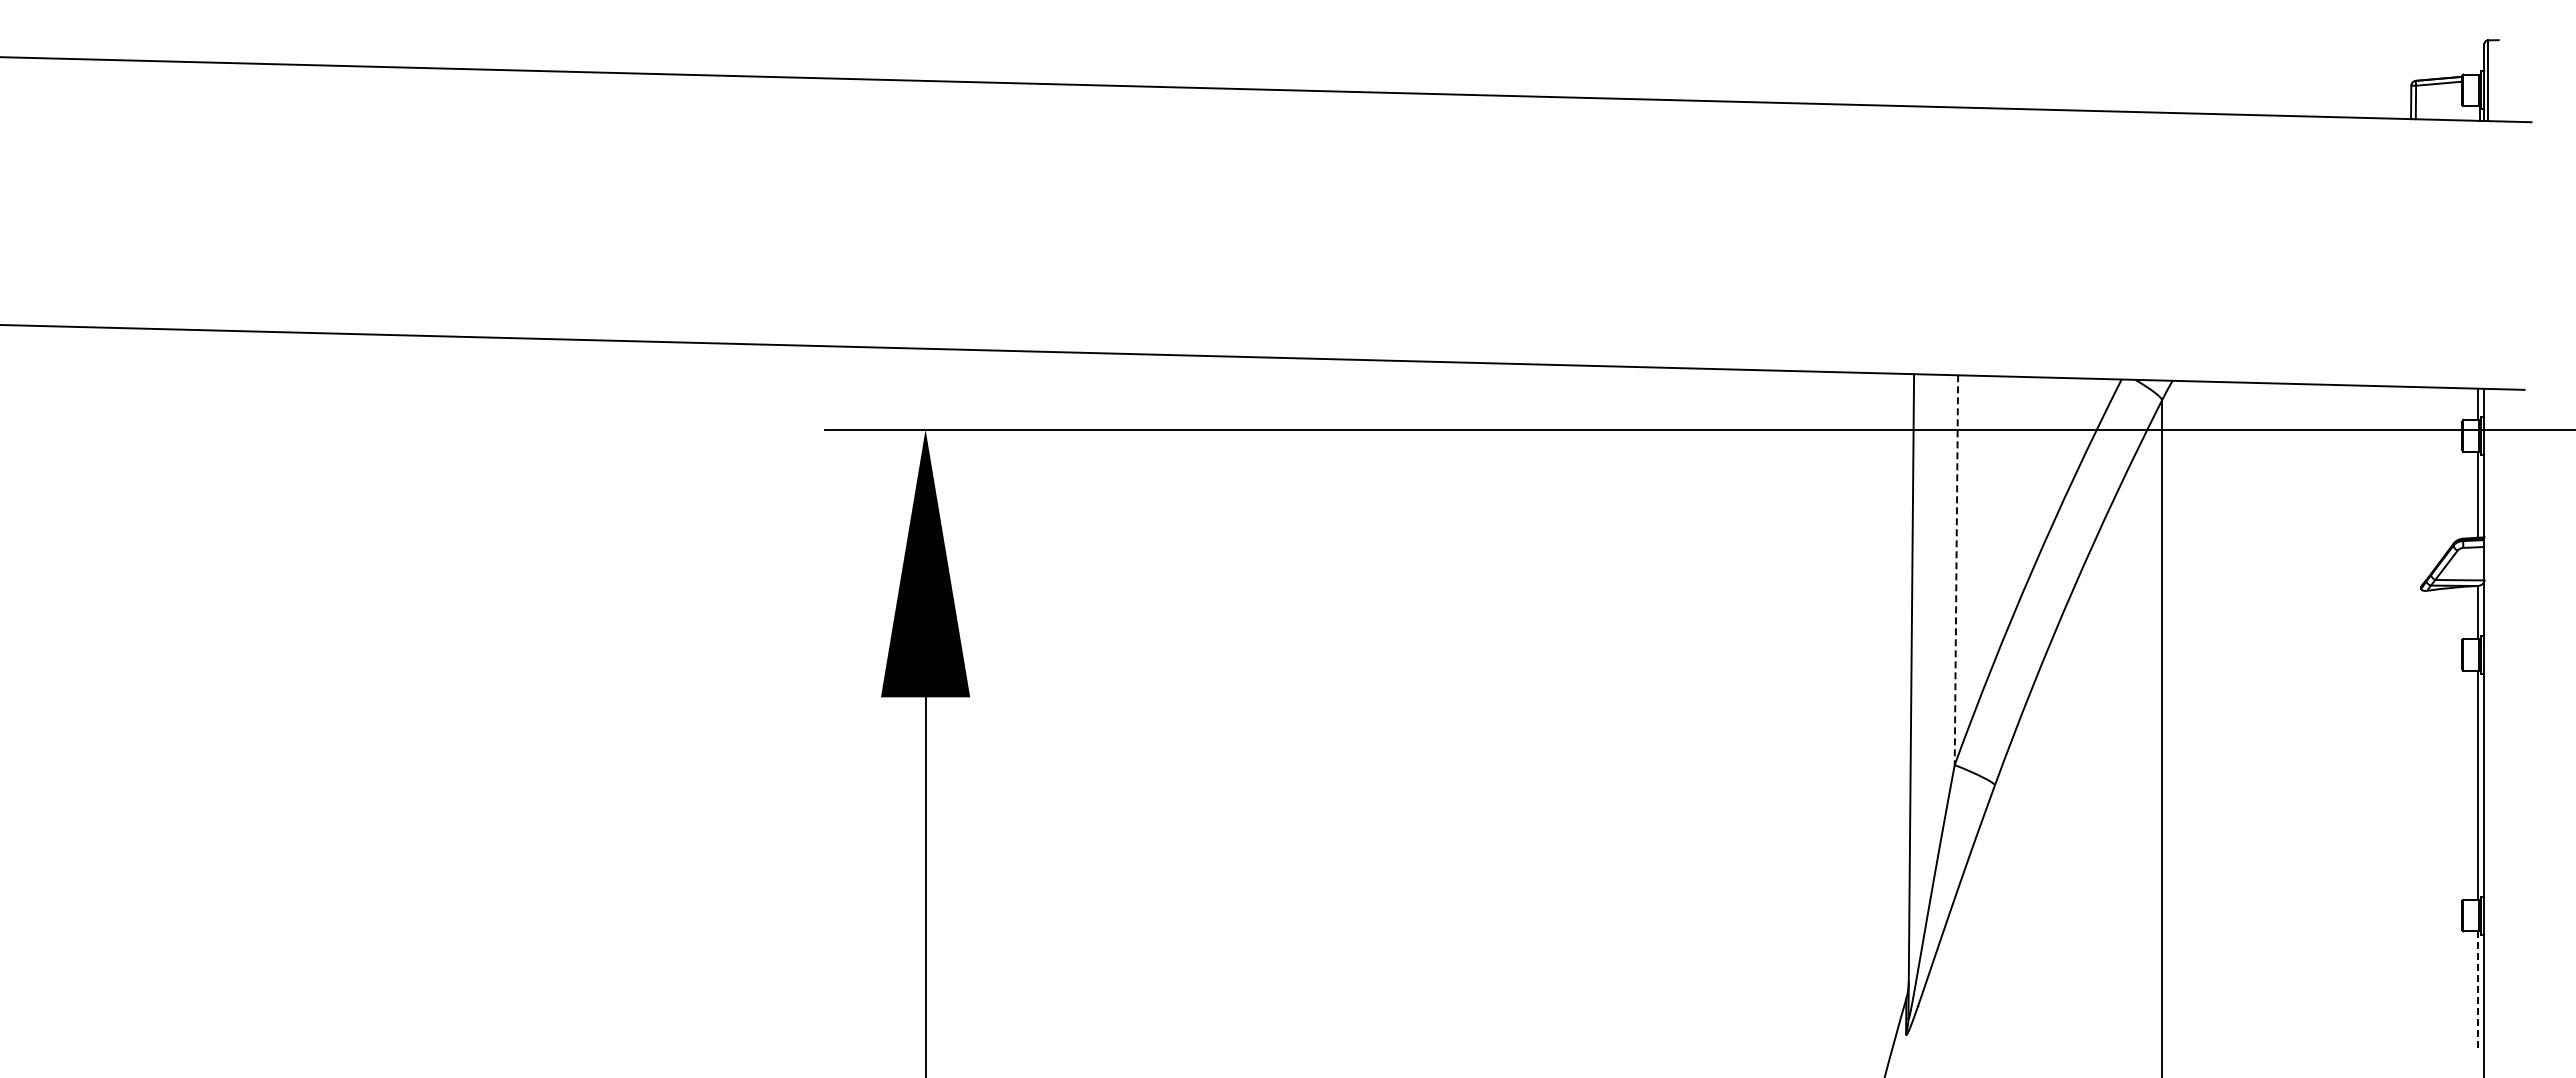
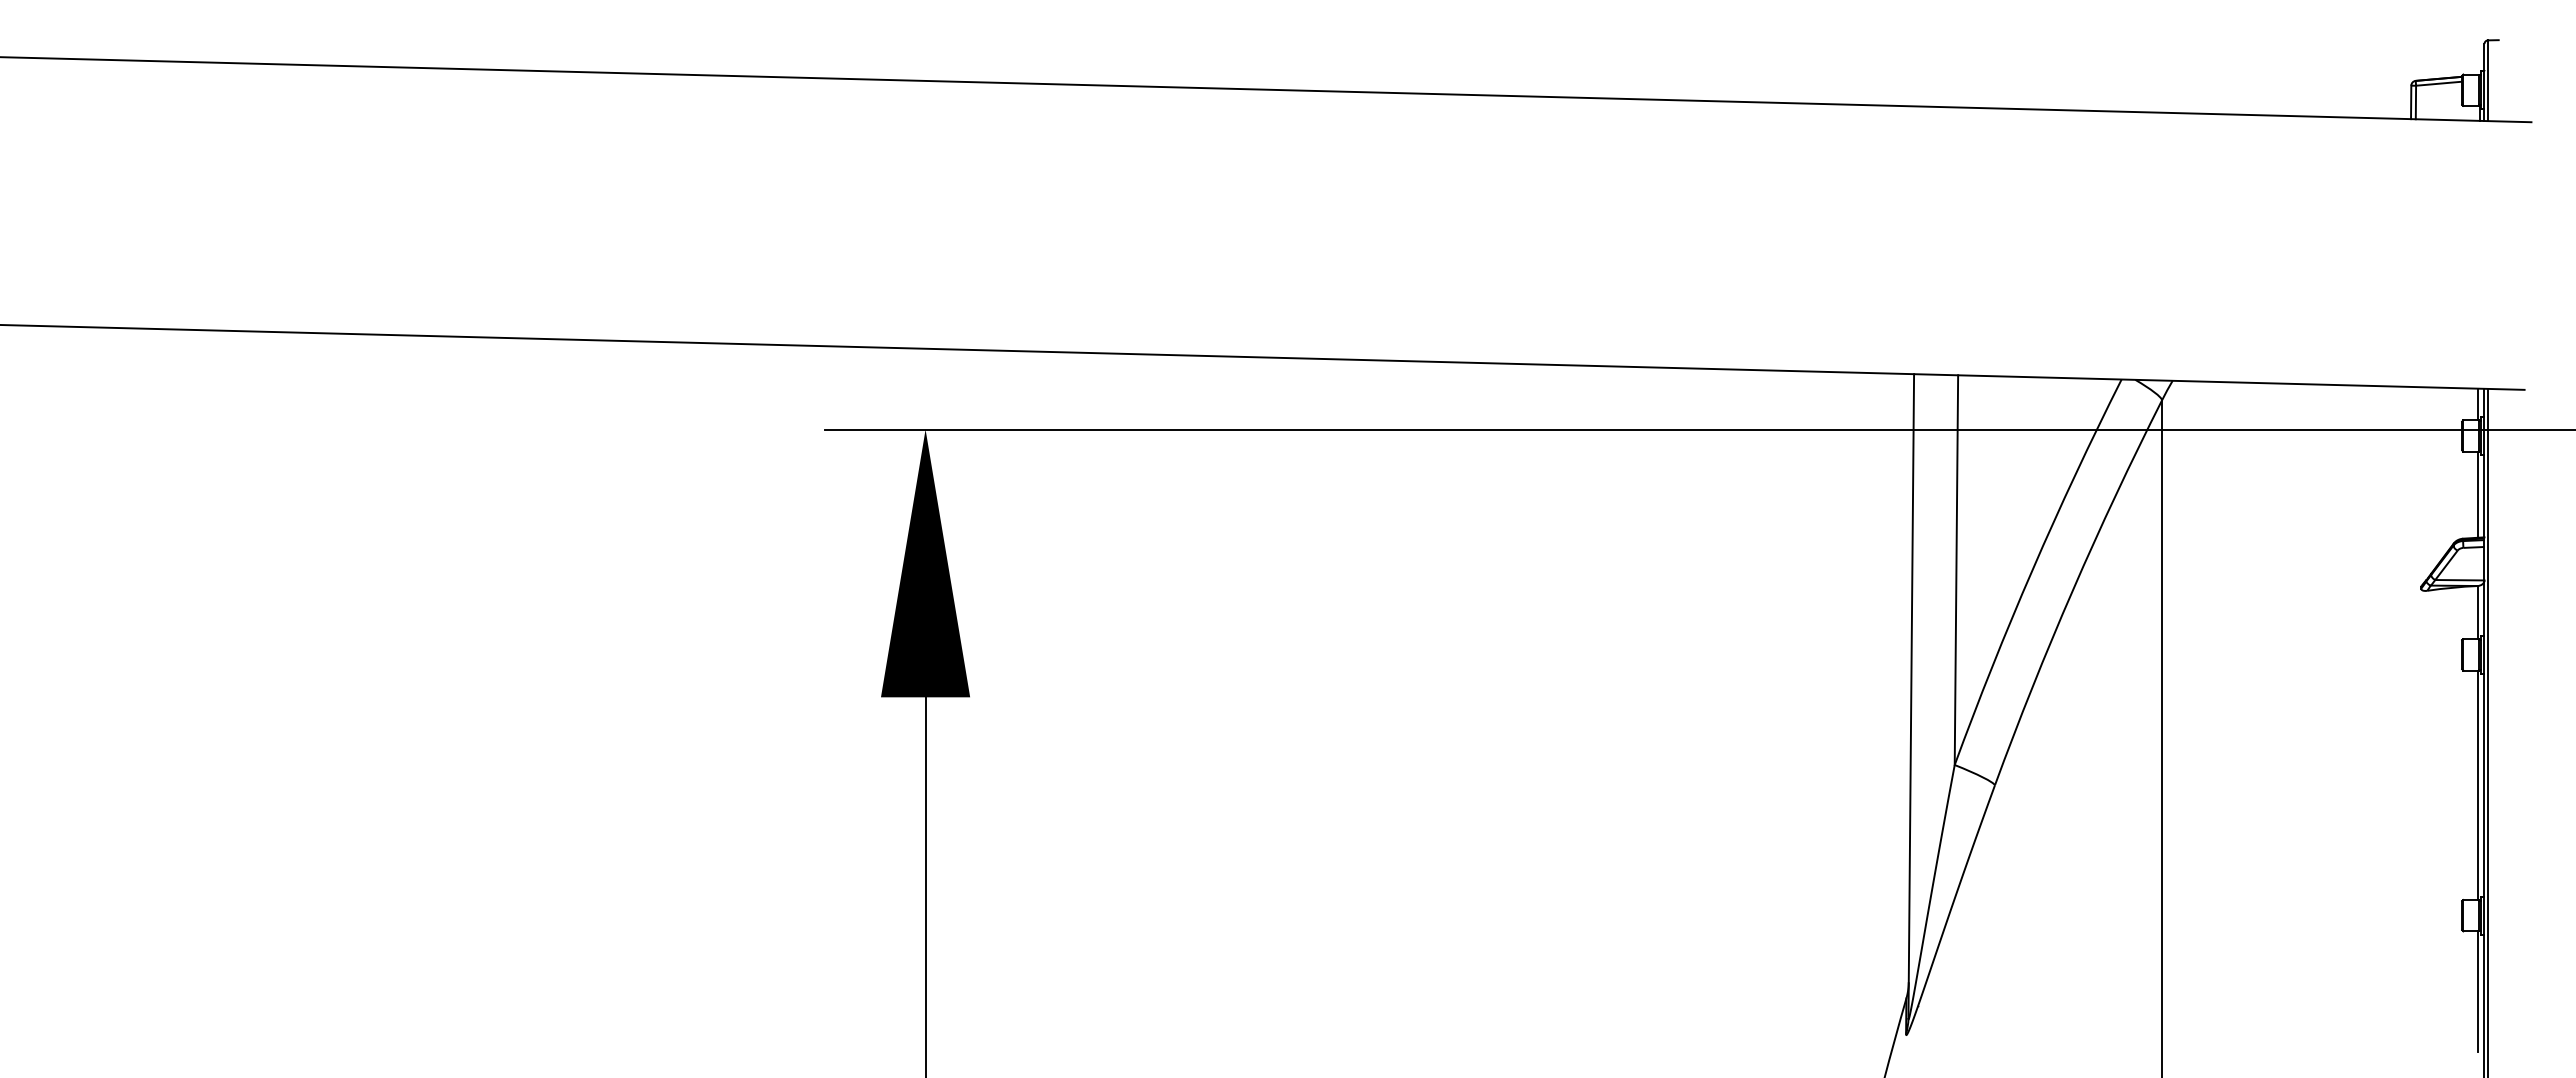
line: dashed -> solid (1956, 570)
line: none -> present (2488, 731)
line: dashed -> solid (2477, 991)
